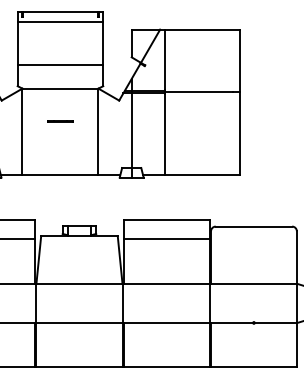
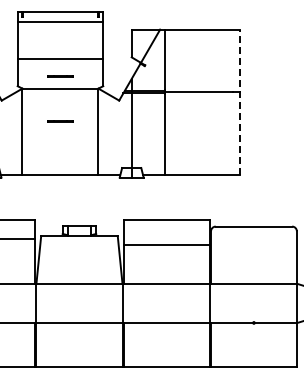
line position: (60, 64) -> (60, 58) (60, 58)
line: none -> present (60, 76)
line: solid -> dashed (240, 102)
line position: (166, 238) -> (166, 244) (166, 244)
